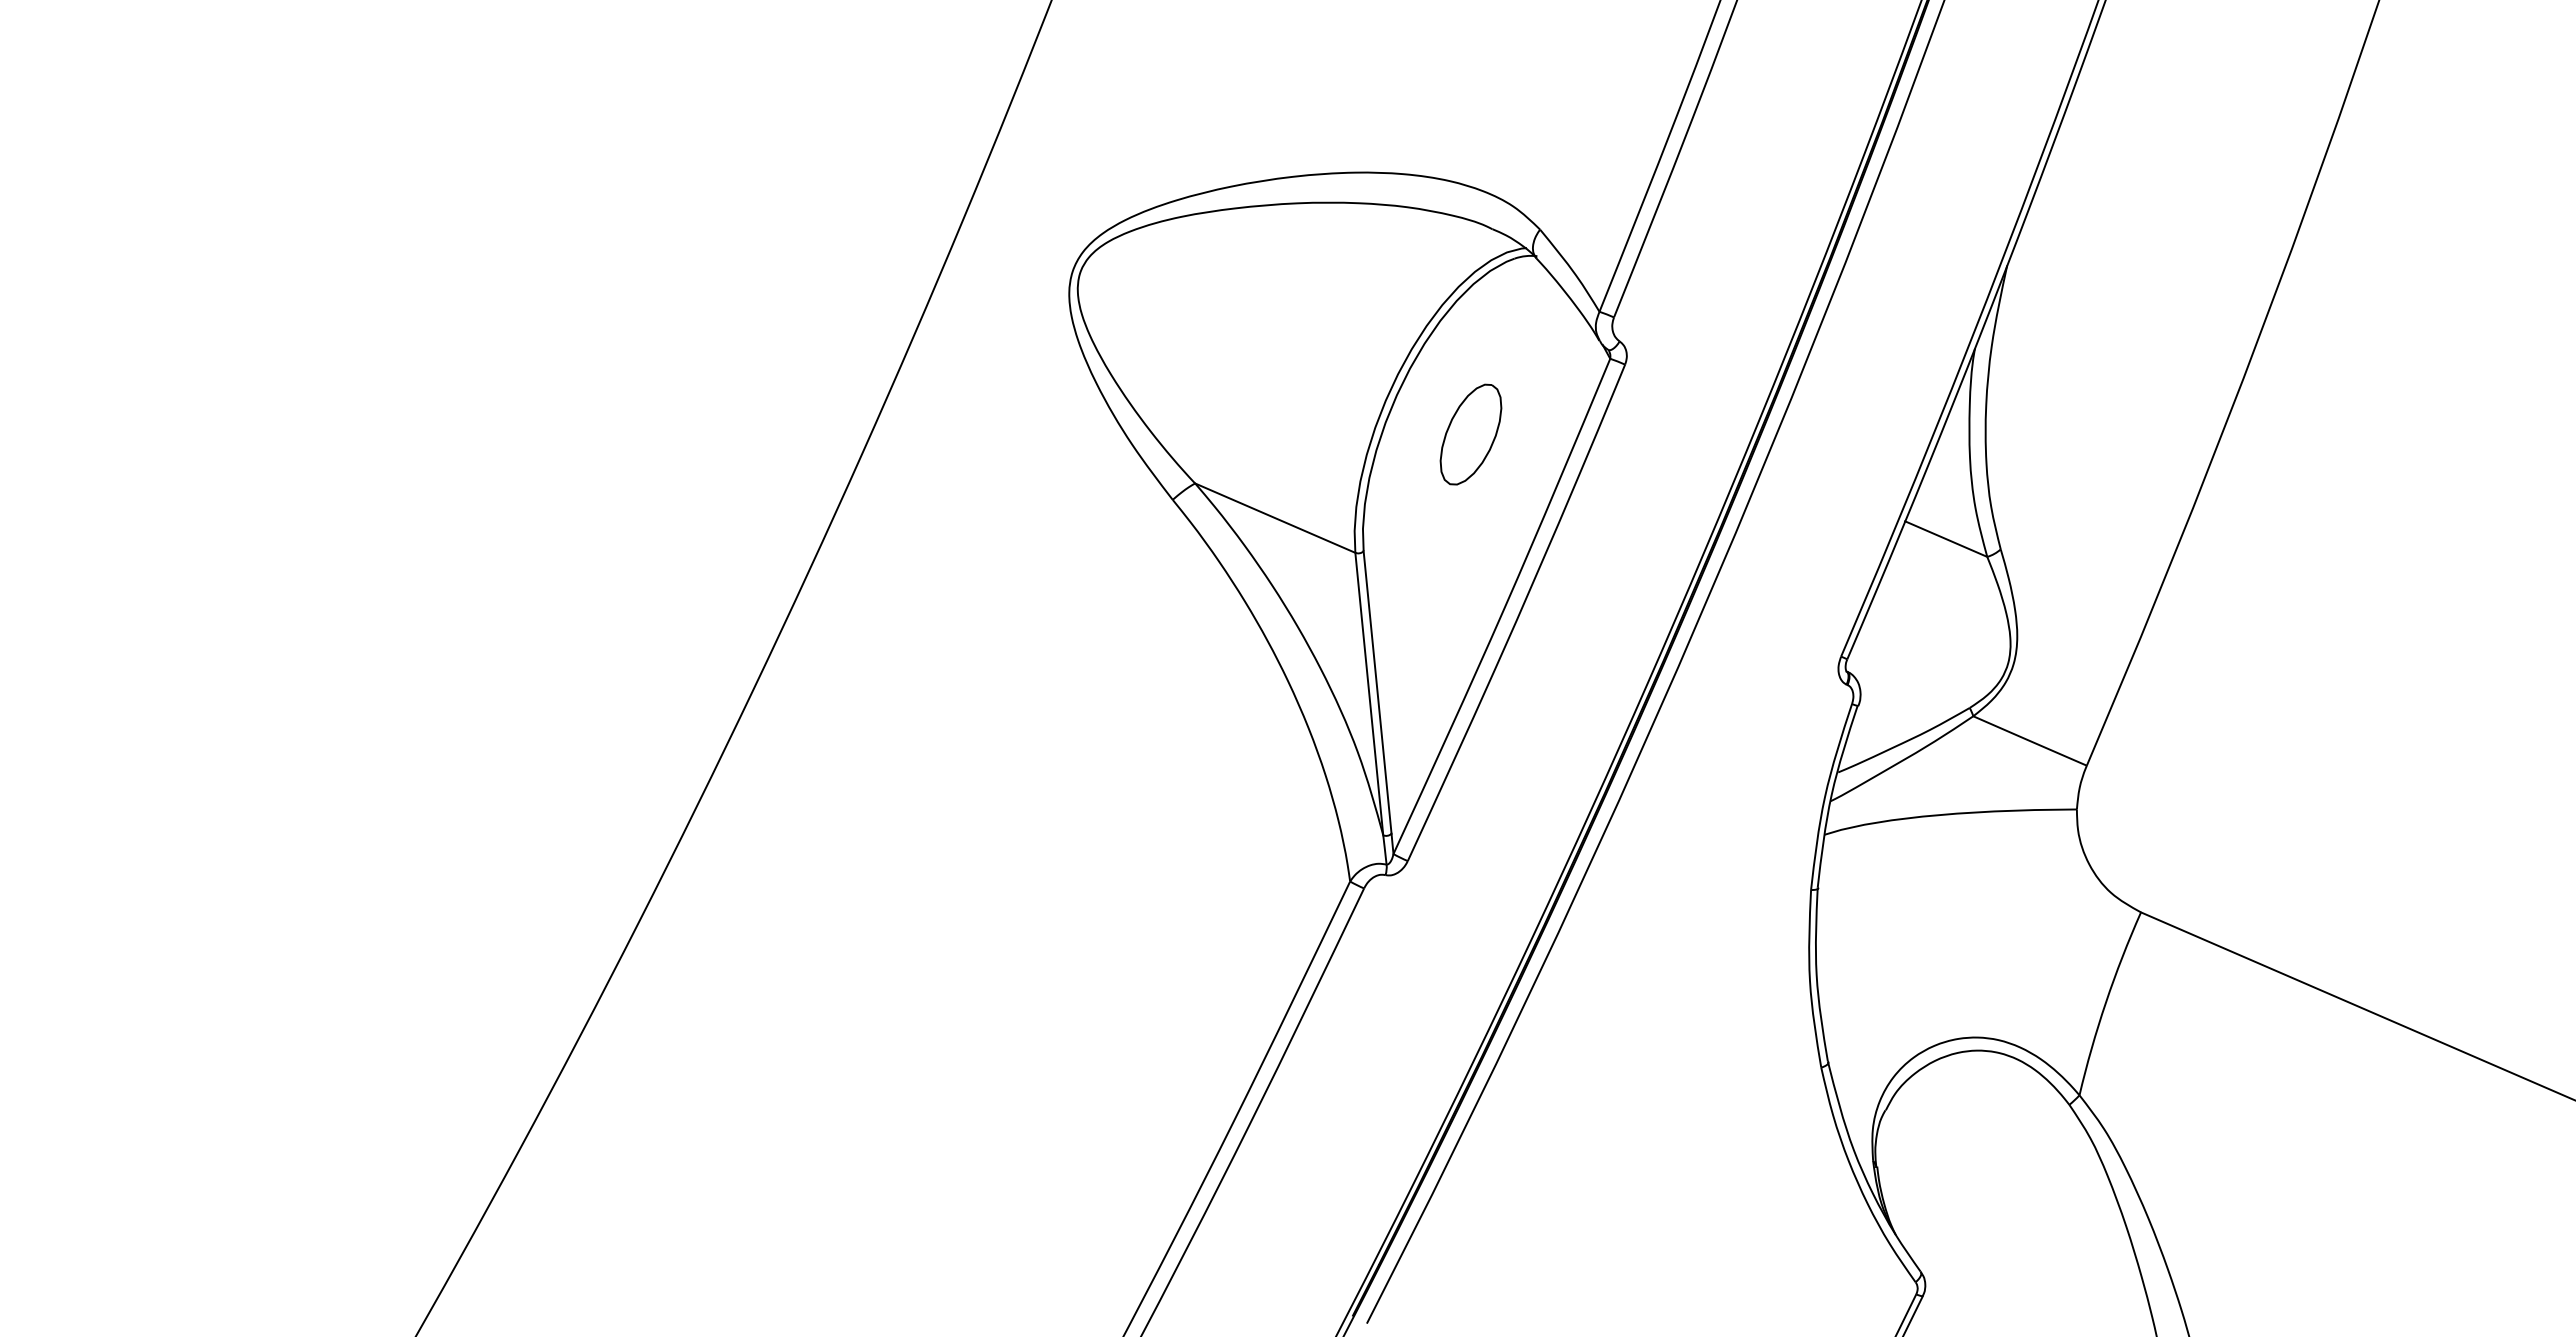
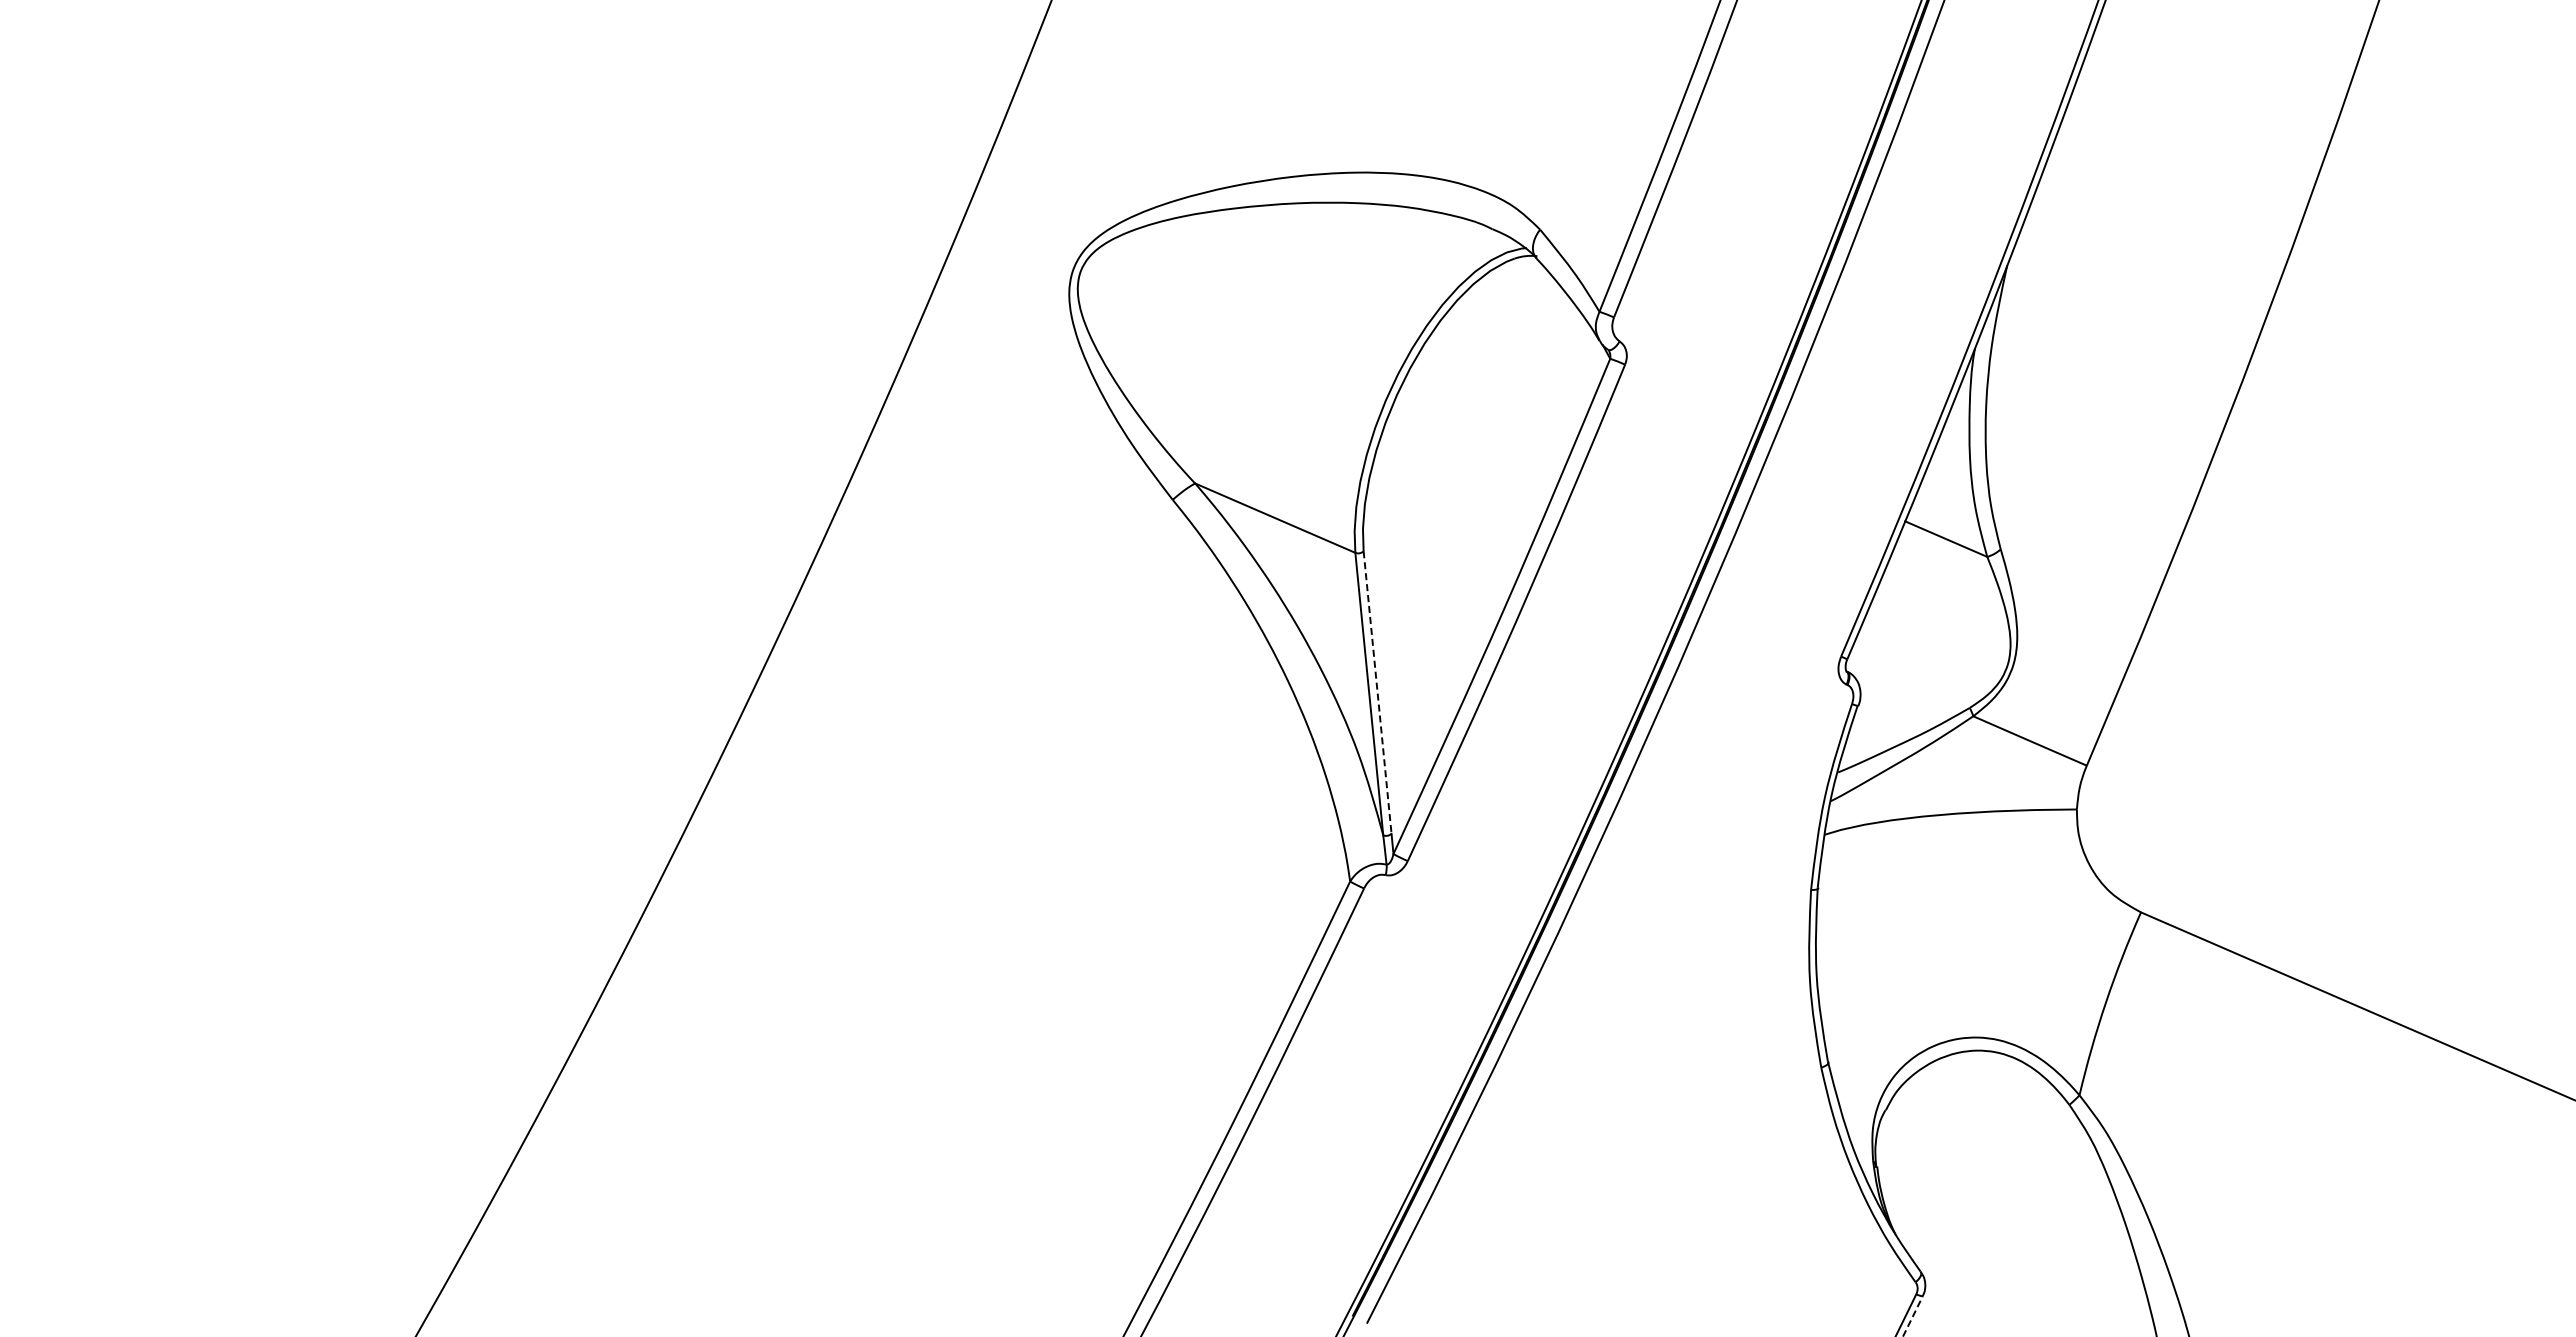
part: present -> none (1470, 434)
line: solid -> dashed (1377, 692)
line: solid -> dashed (1913, 1316)
